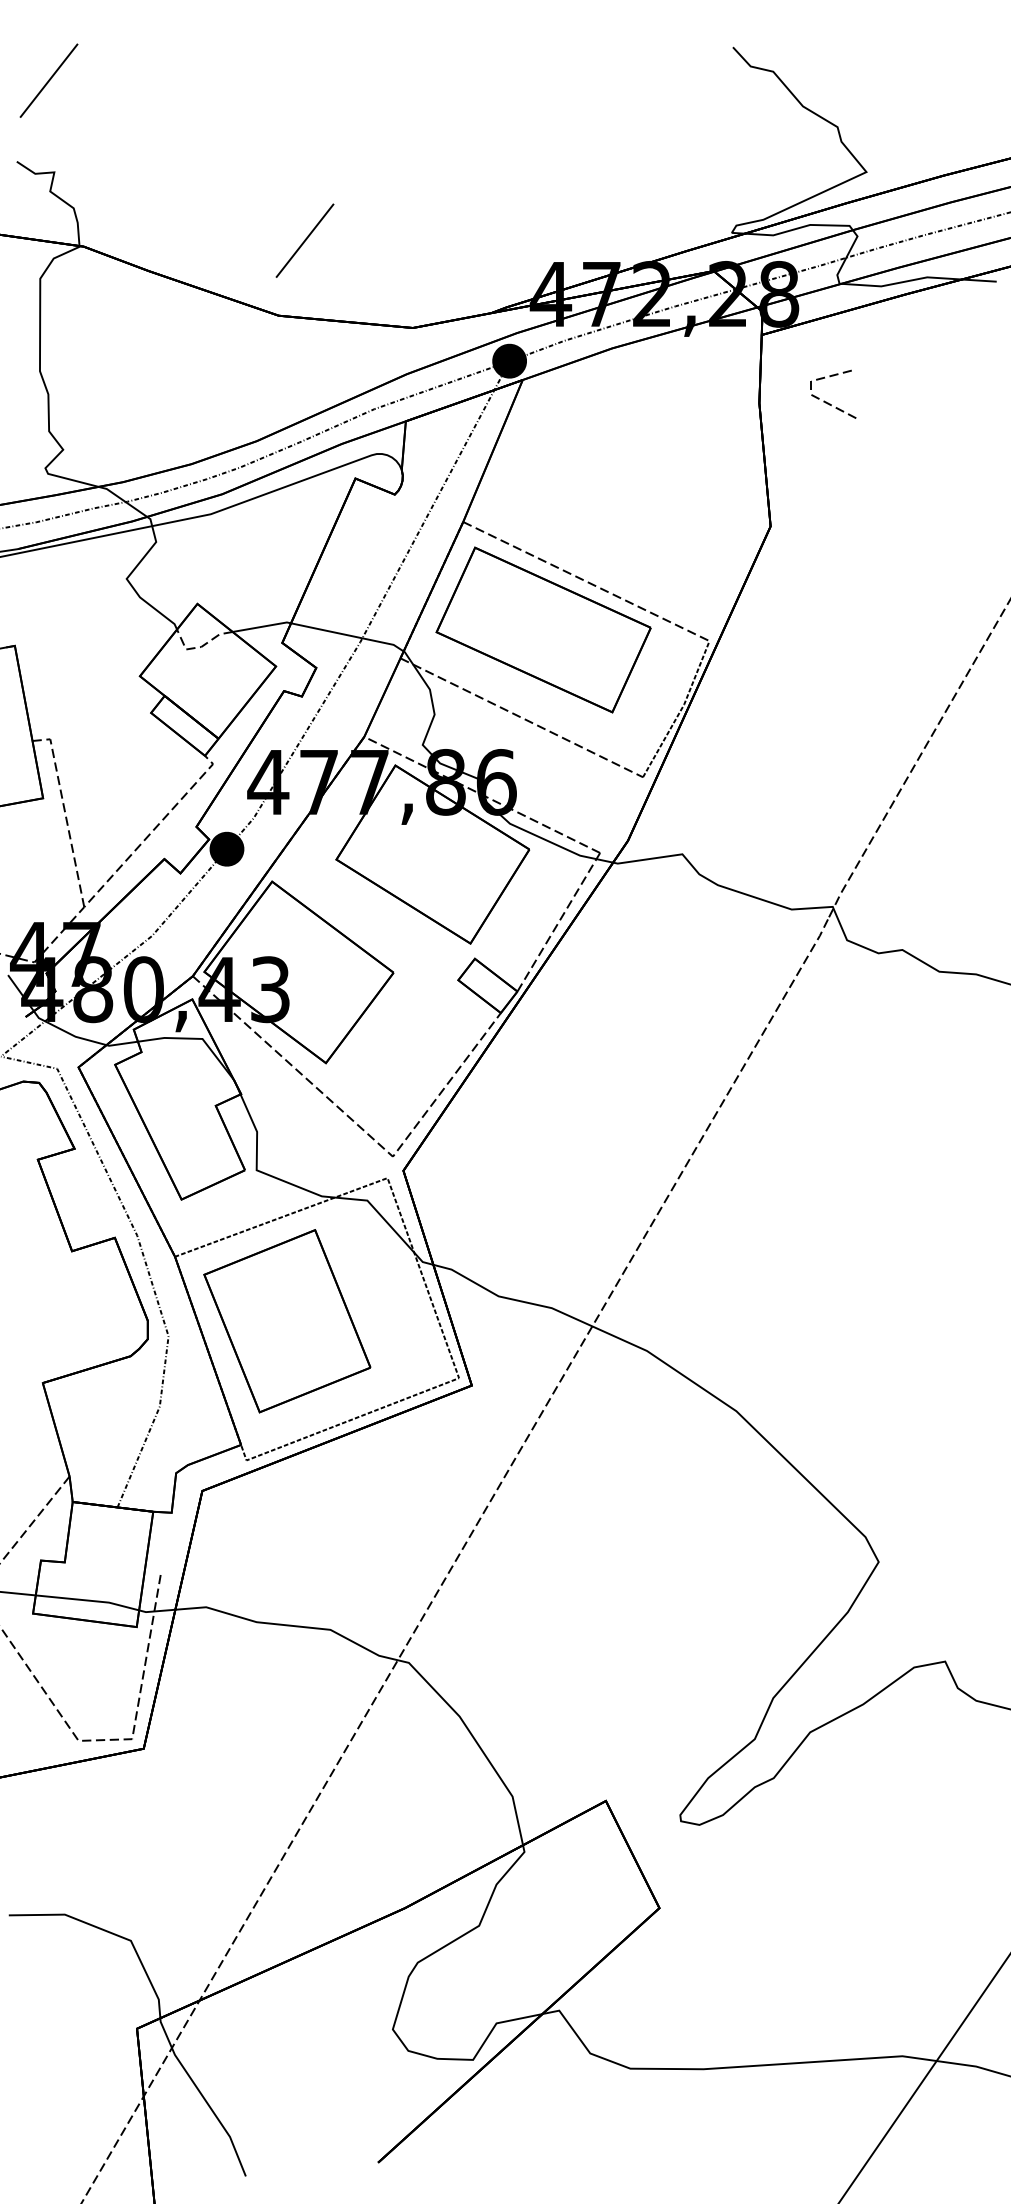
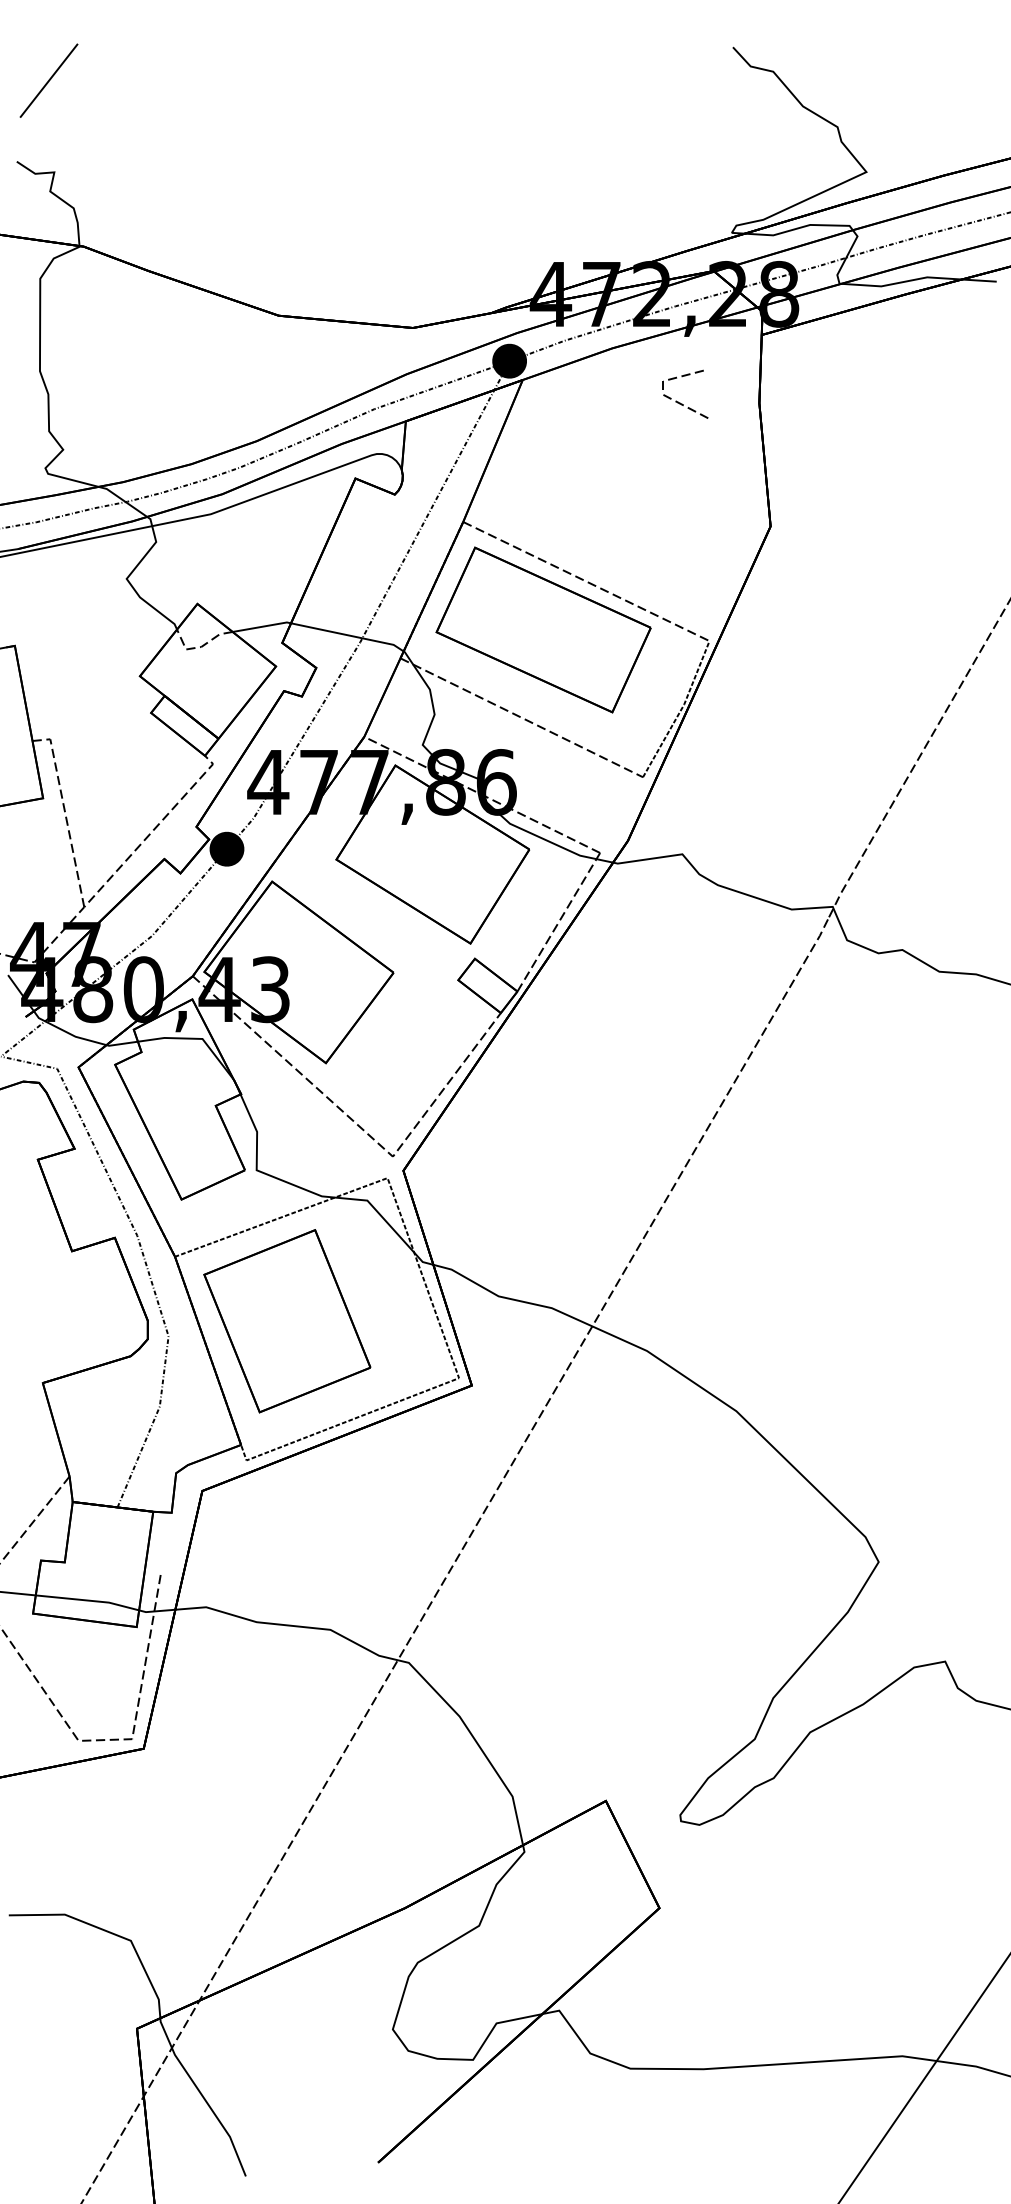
line: present -> none (304, 240)
line position: (828, 402) -> (680, 402) (680, 402)
